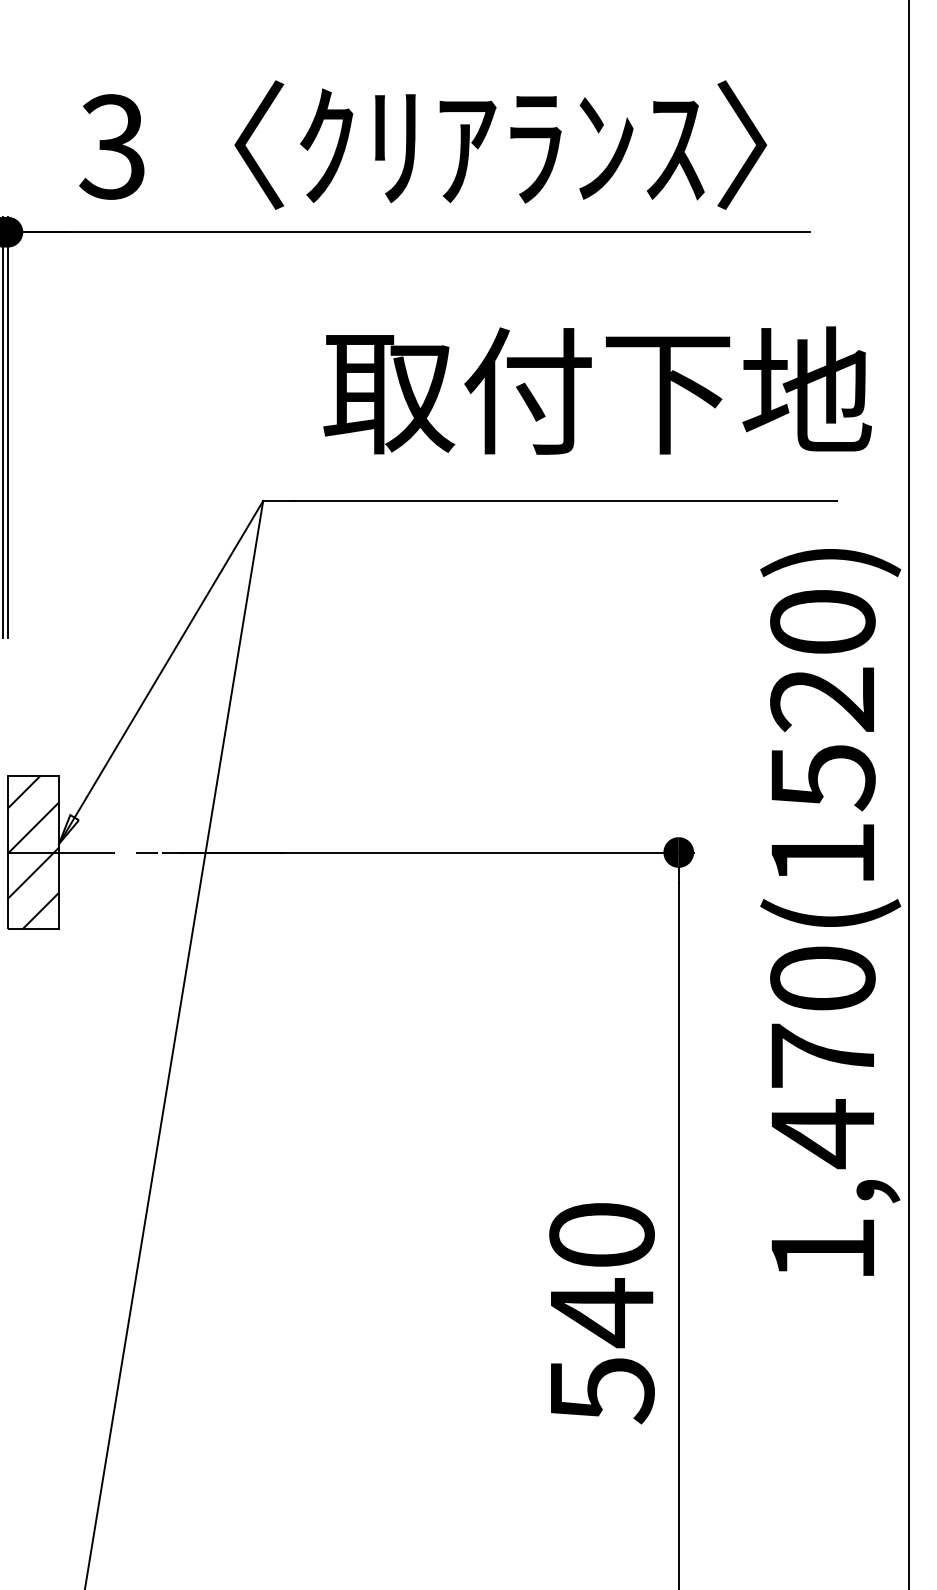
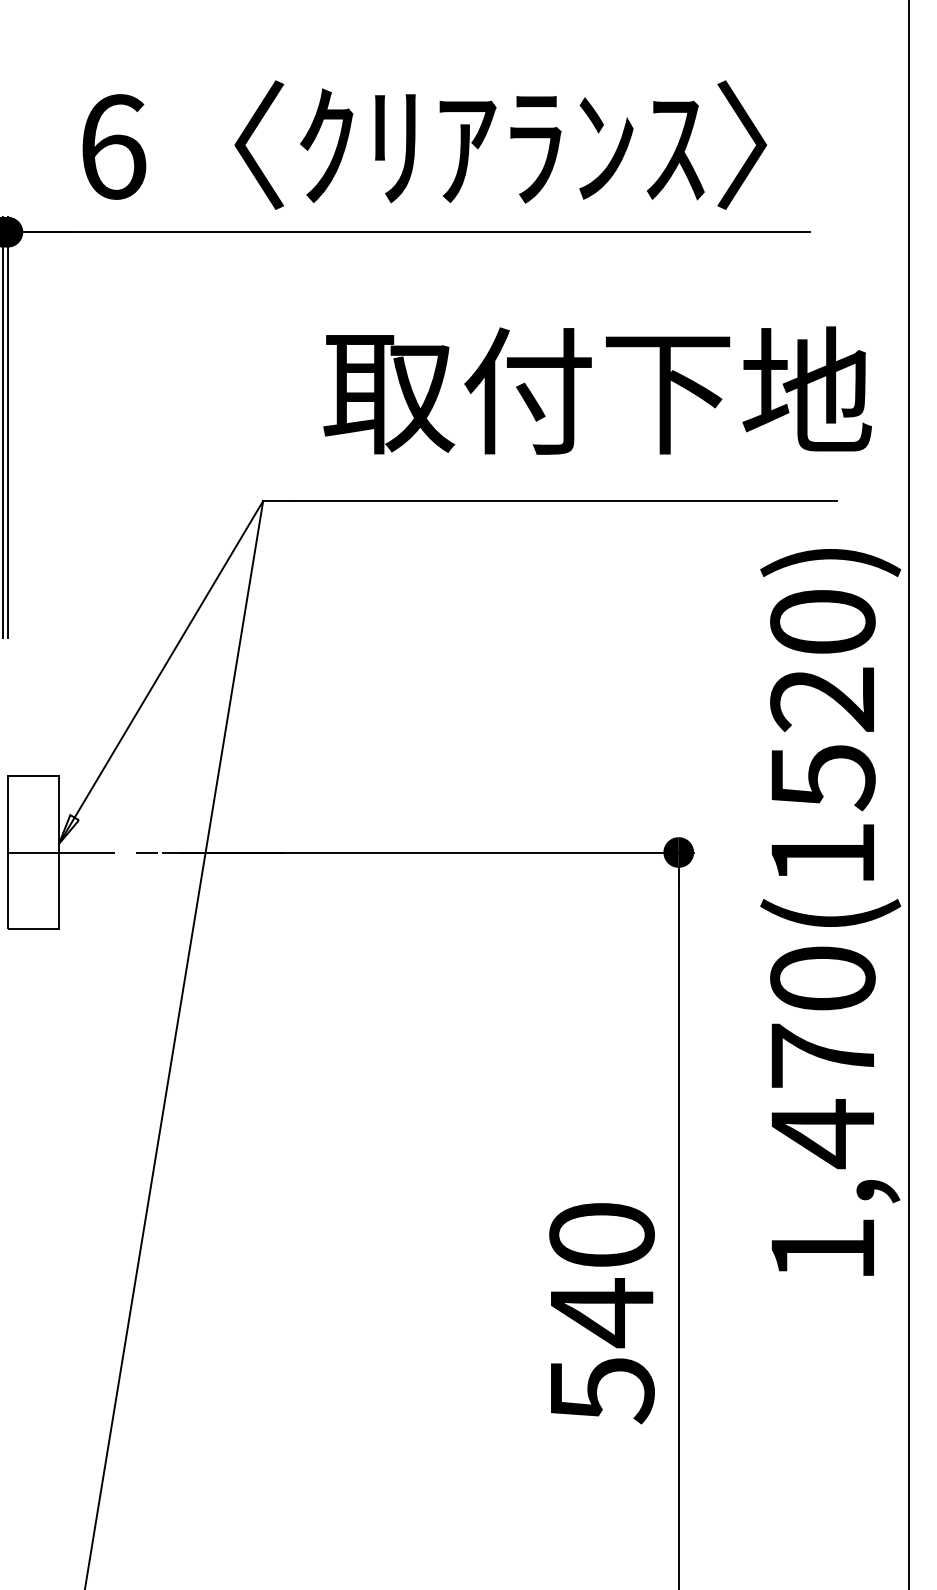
text: 3 -> 6 (112, 146)
hatch: present -> none (32, 852)
